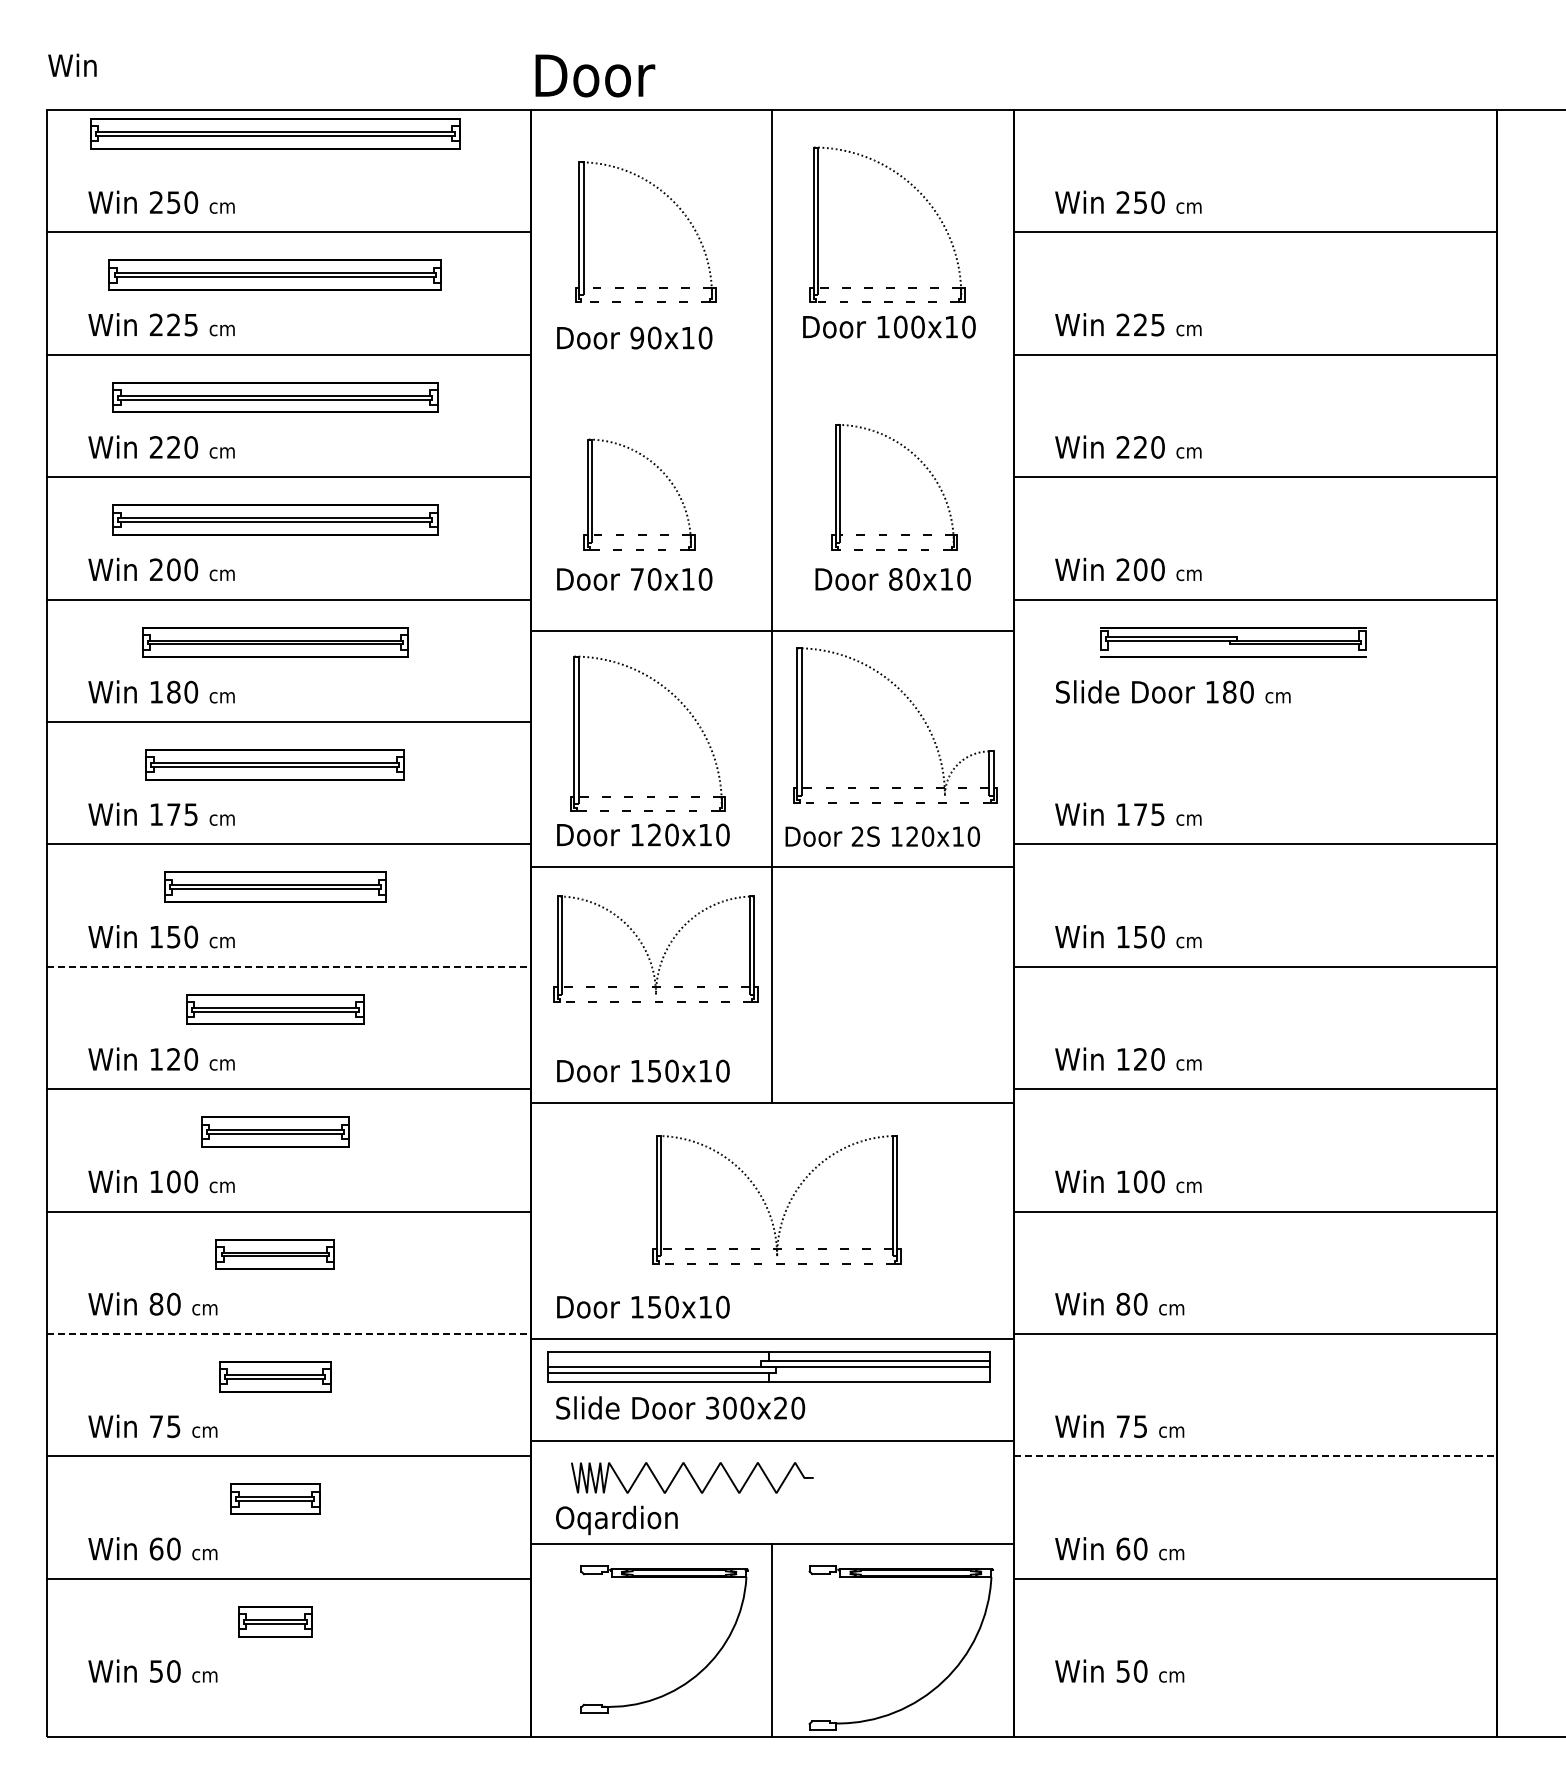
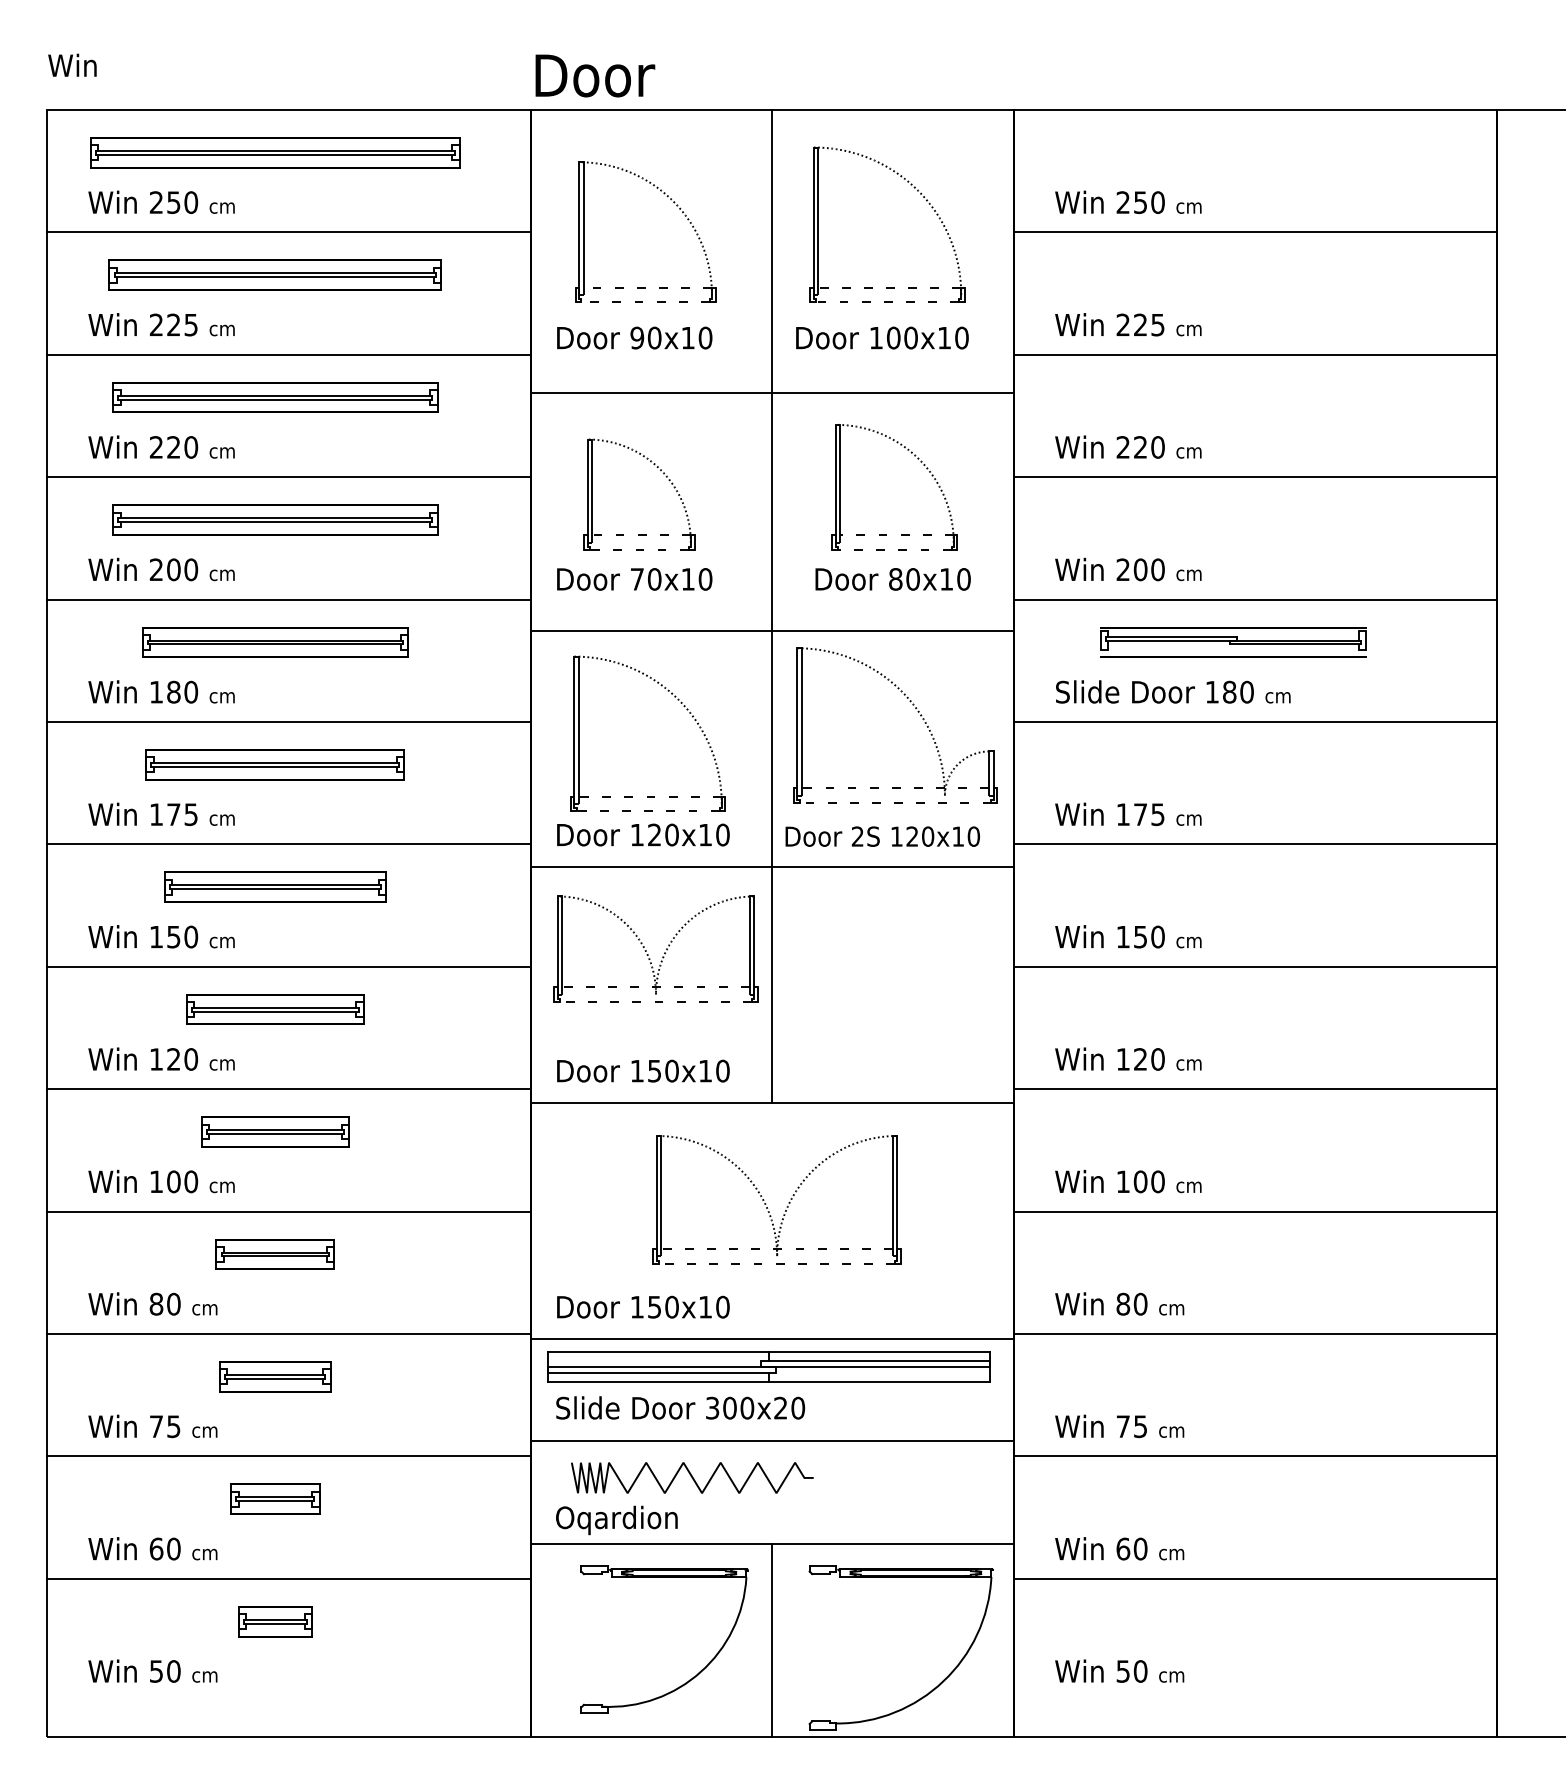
part position: (275, 133) -> (275, 152) (275, 152)
text position: (889, 326) -> (882, 337) (882, 337)
line: none -> present (771, 392)
line: none -> present (1255, 721)
line: dashed -> solid (288, 966)
line: dashed -> solid (288, 1334)
line: dashed -> solid (1255, 1456)
